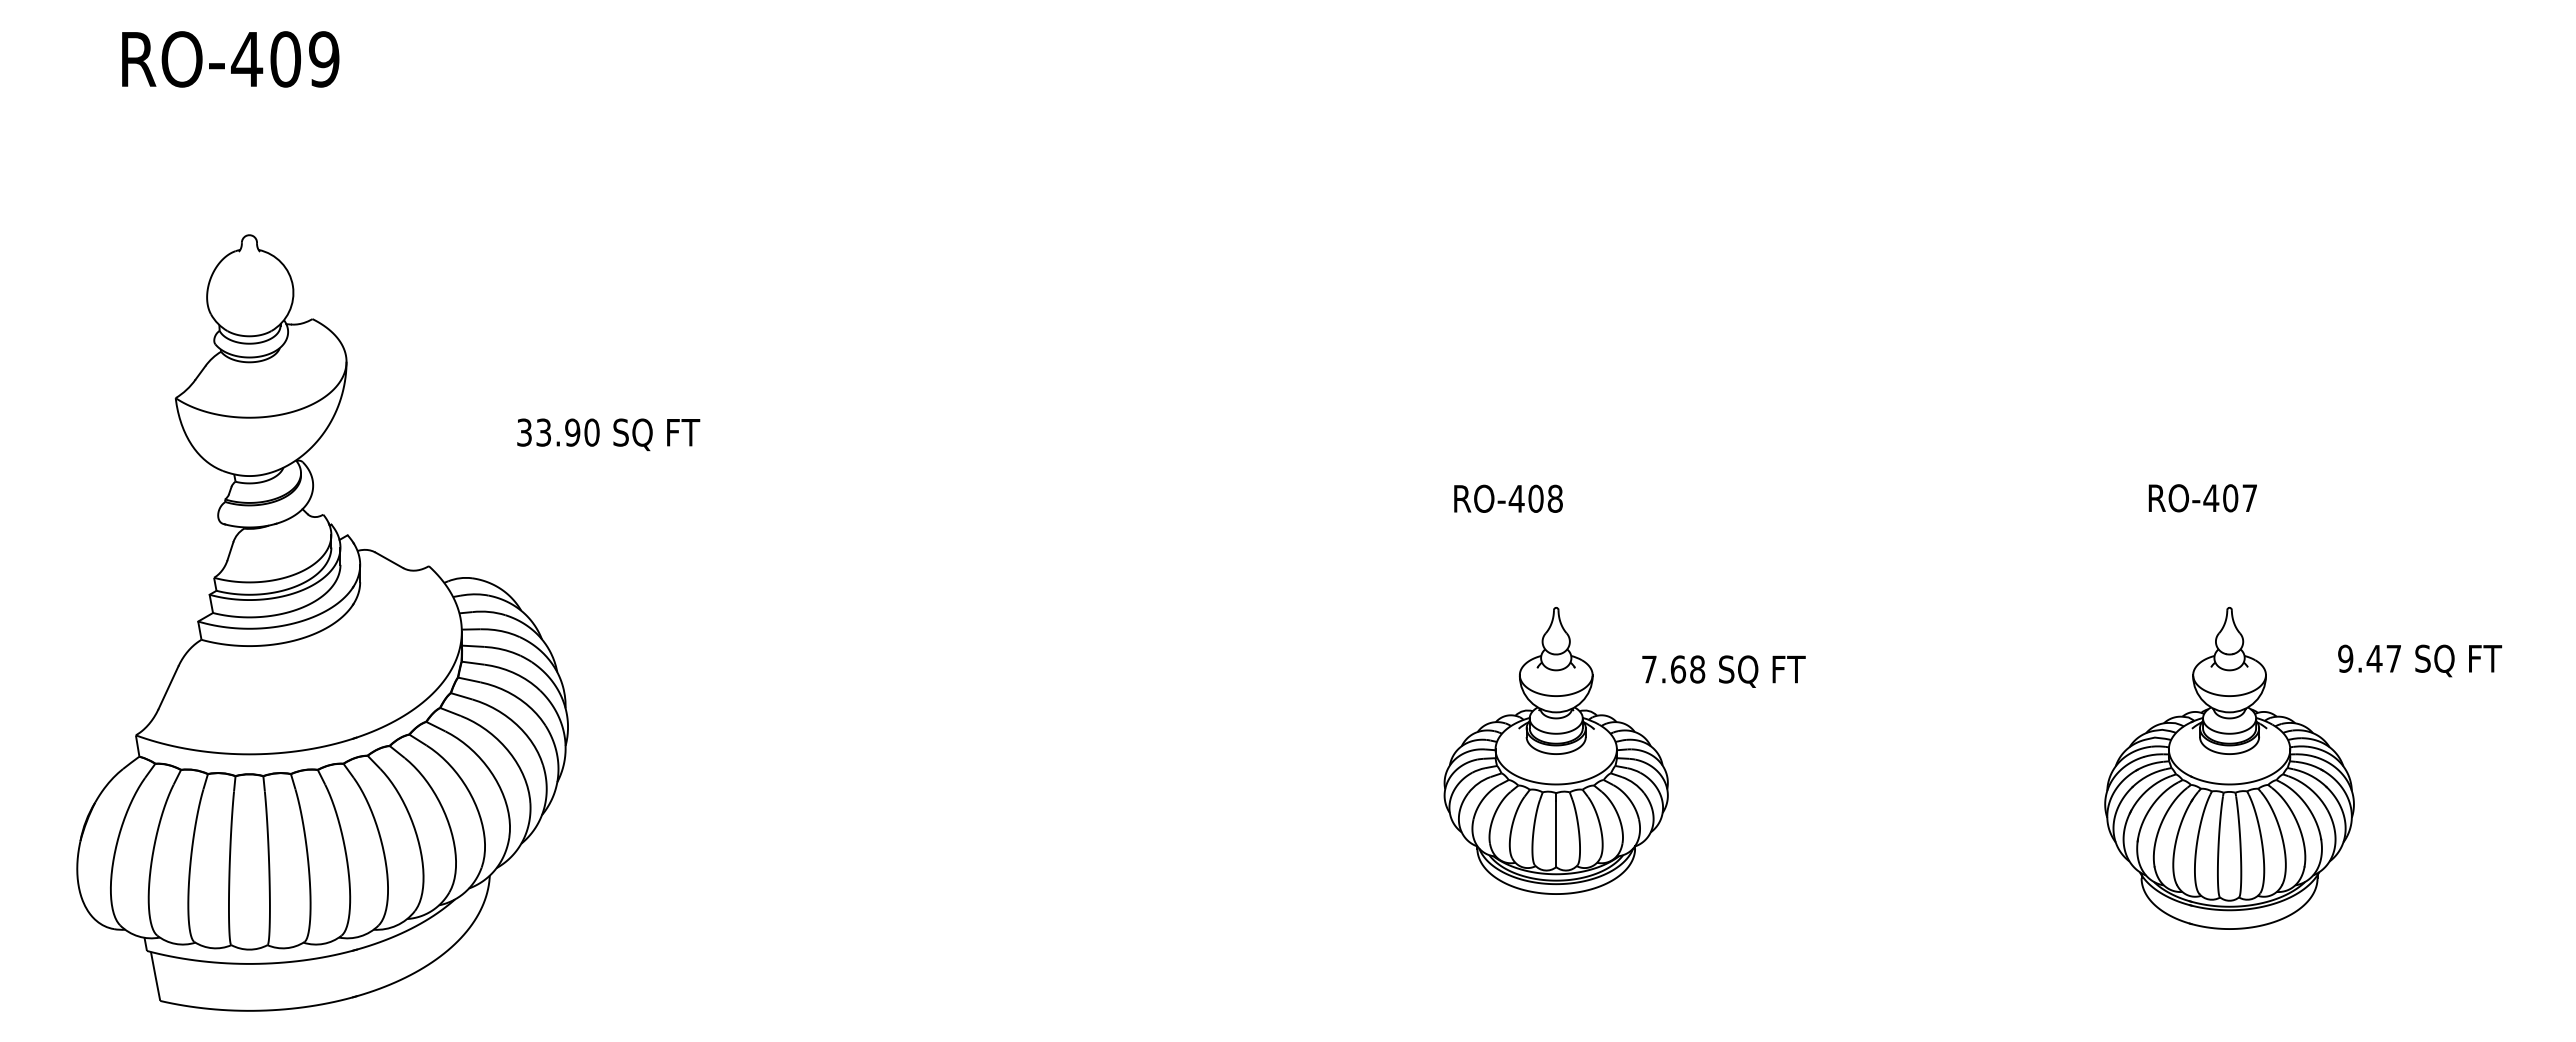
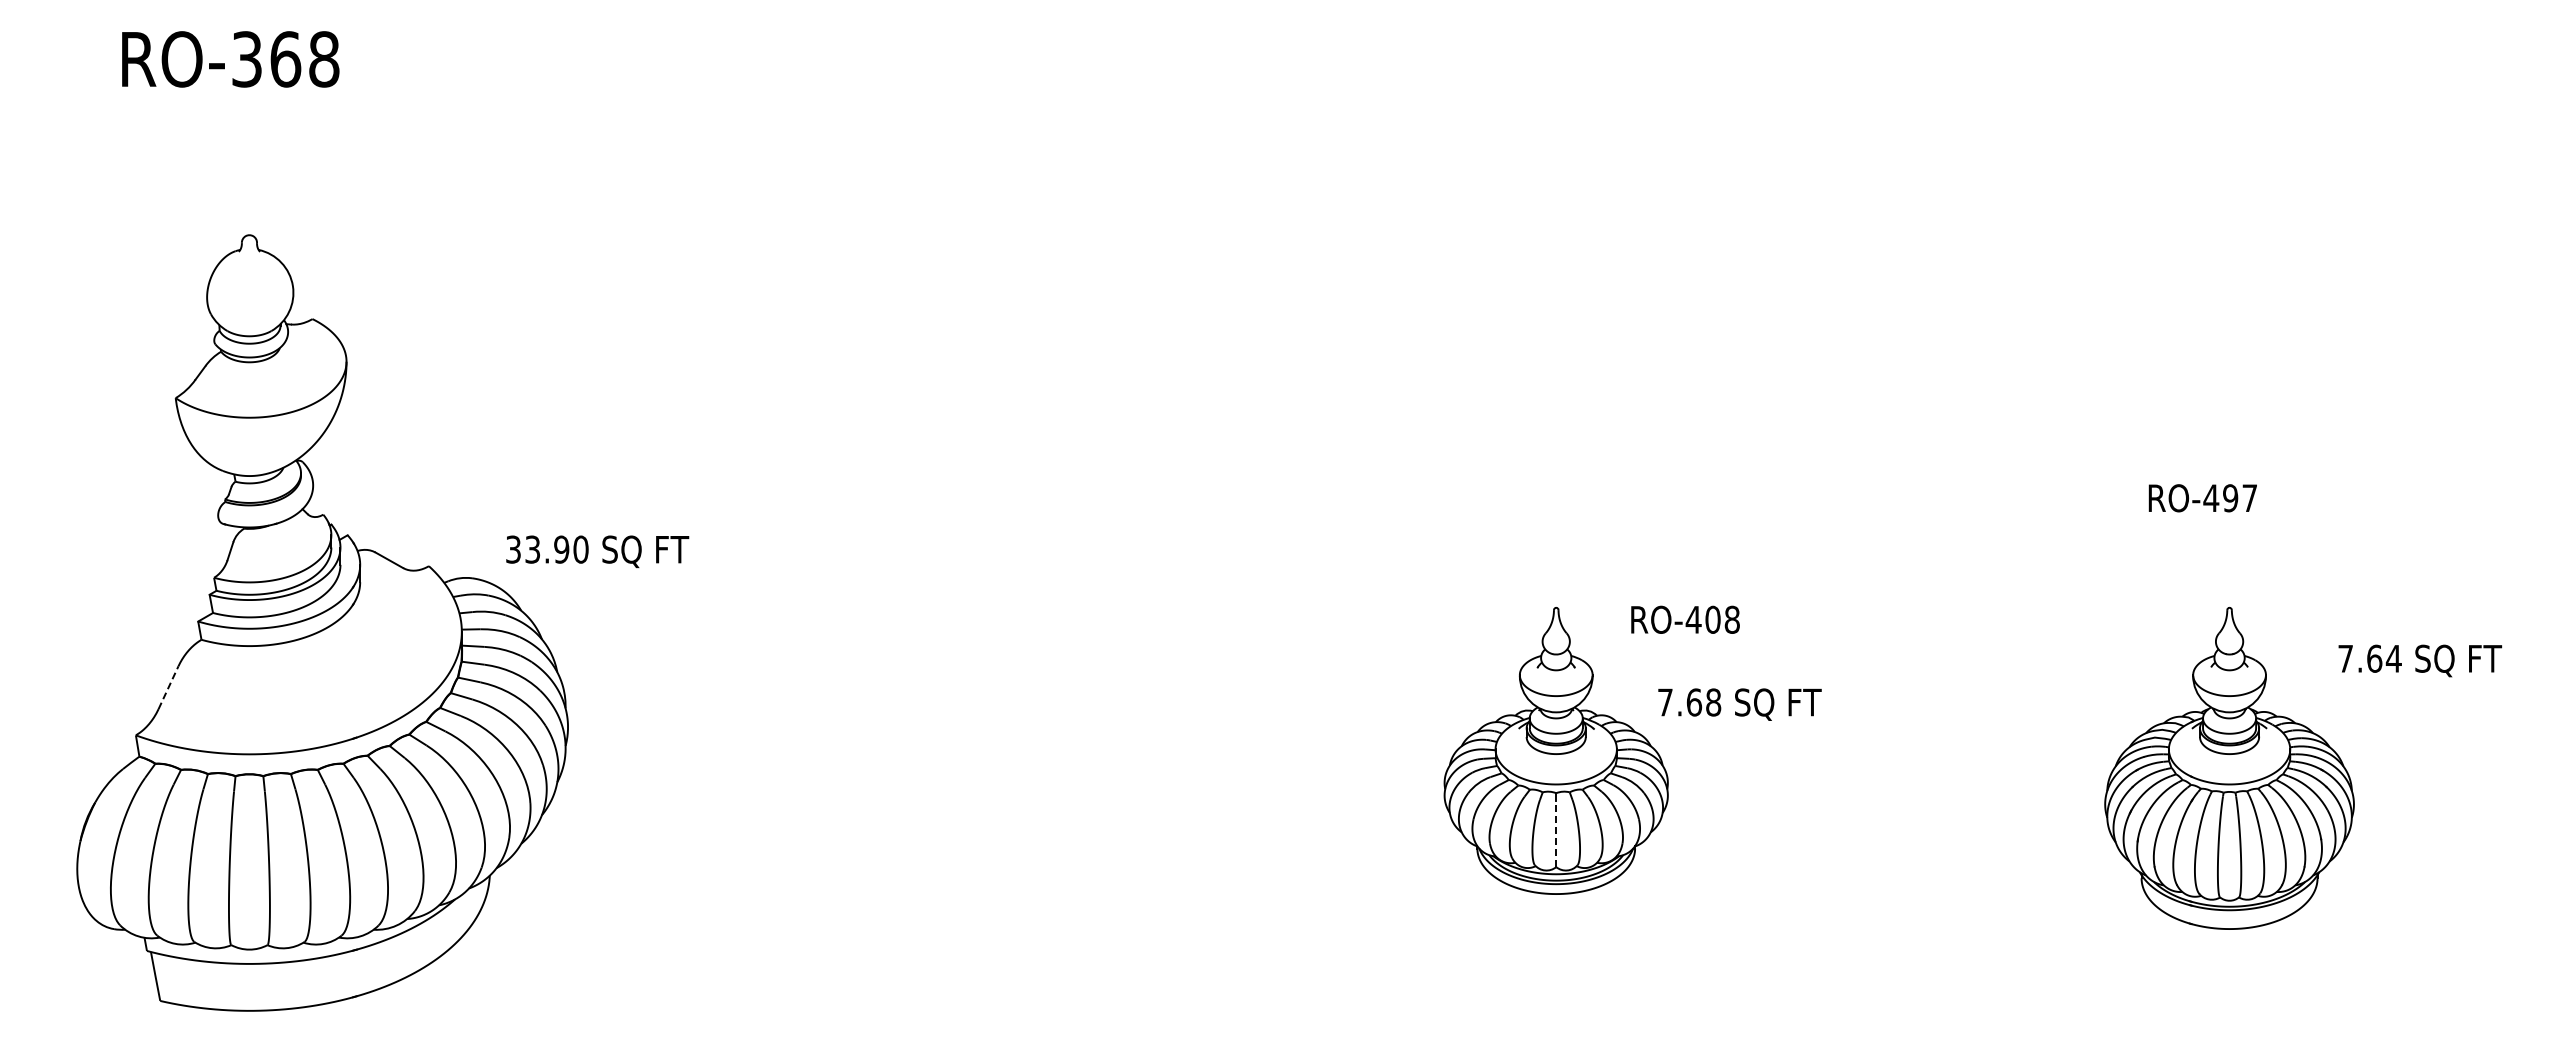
text: RO-409 -> RO-368 (285, 59)
text position: (608, 434) -> (597, 551) (597, 551)
text position: (1508, 498) -> (1685, 619) (1685, 619)
text: RO-407 -> RO-497 (2230, 498)
text: 9.47 -> 7.64 (2369, 658)
text position: (1723, 671) -> (1739, 704) (1739, 704)
line: solid -> dashed (168, 687)
line: solid -> dashed (1556, 833)
